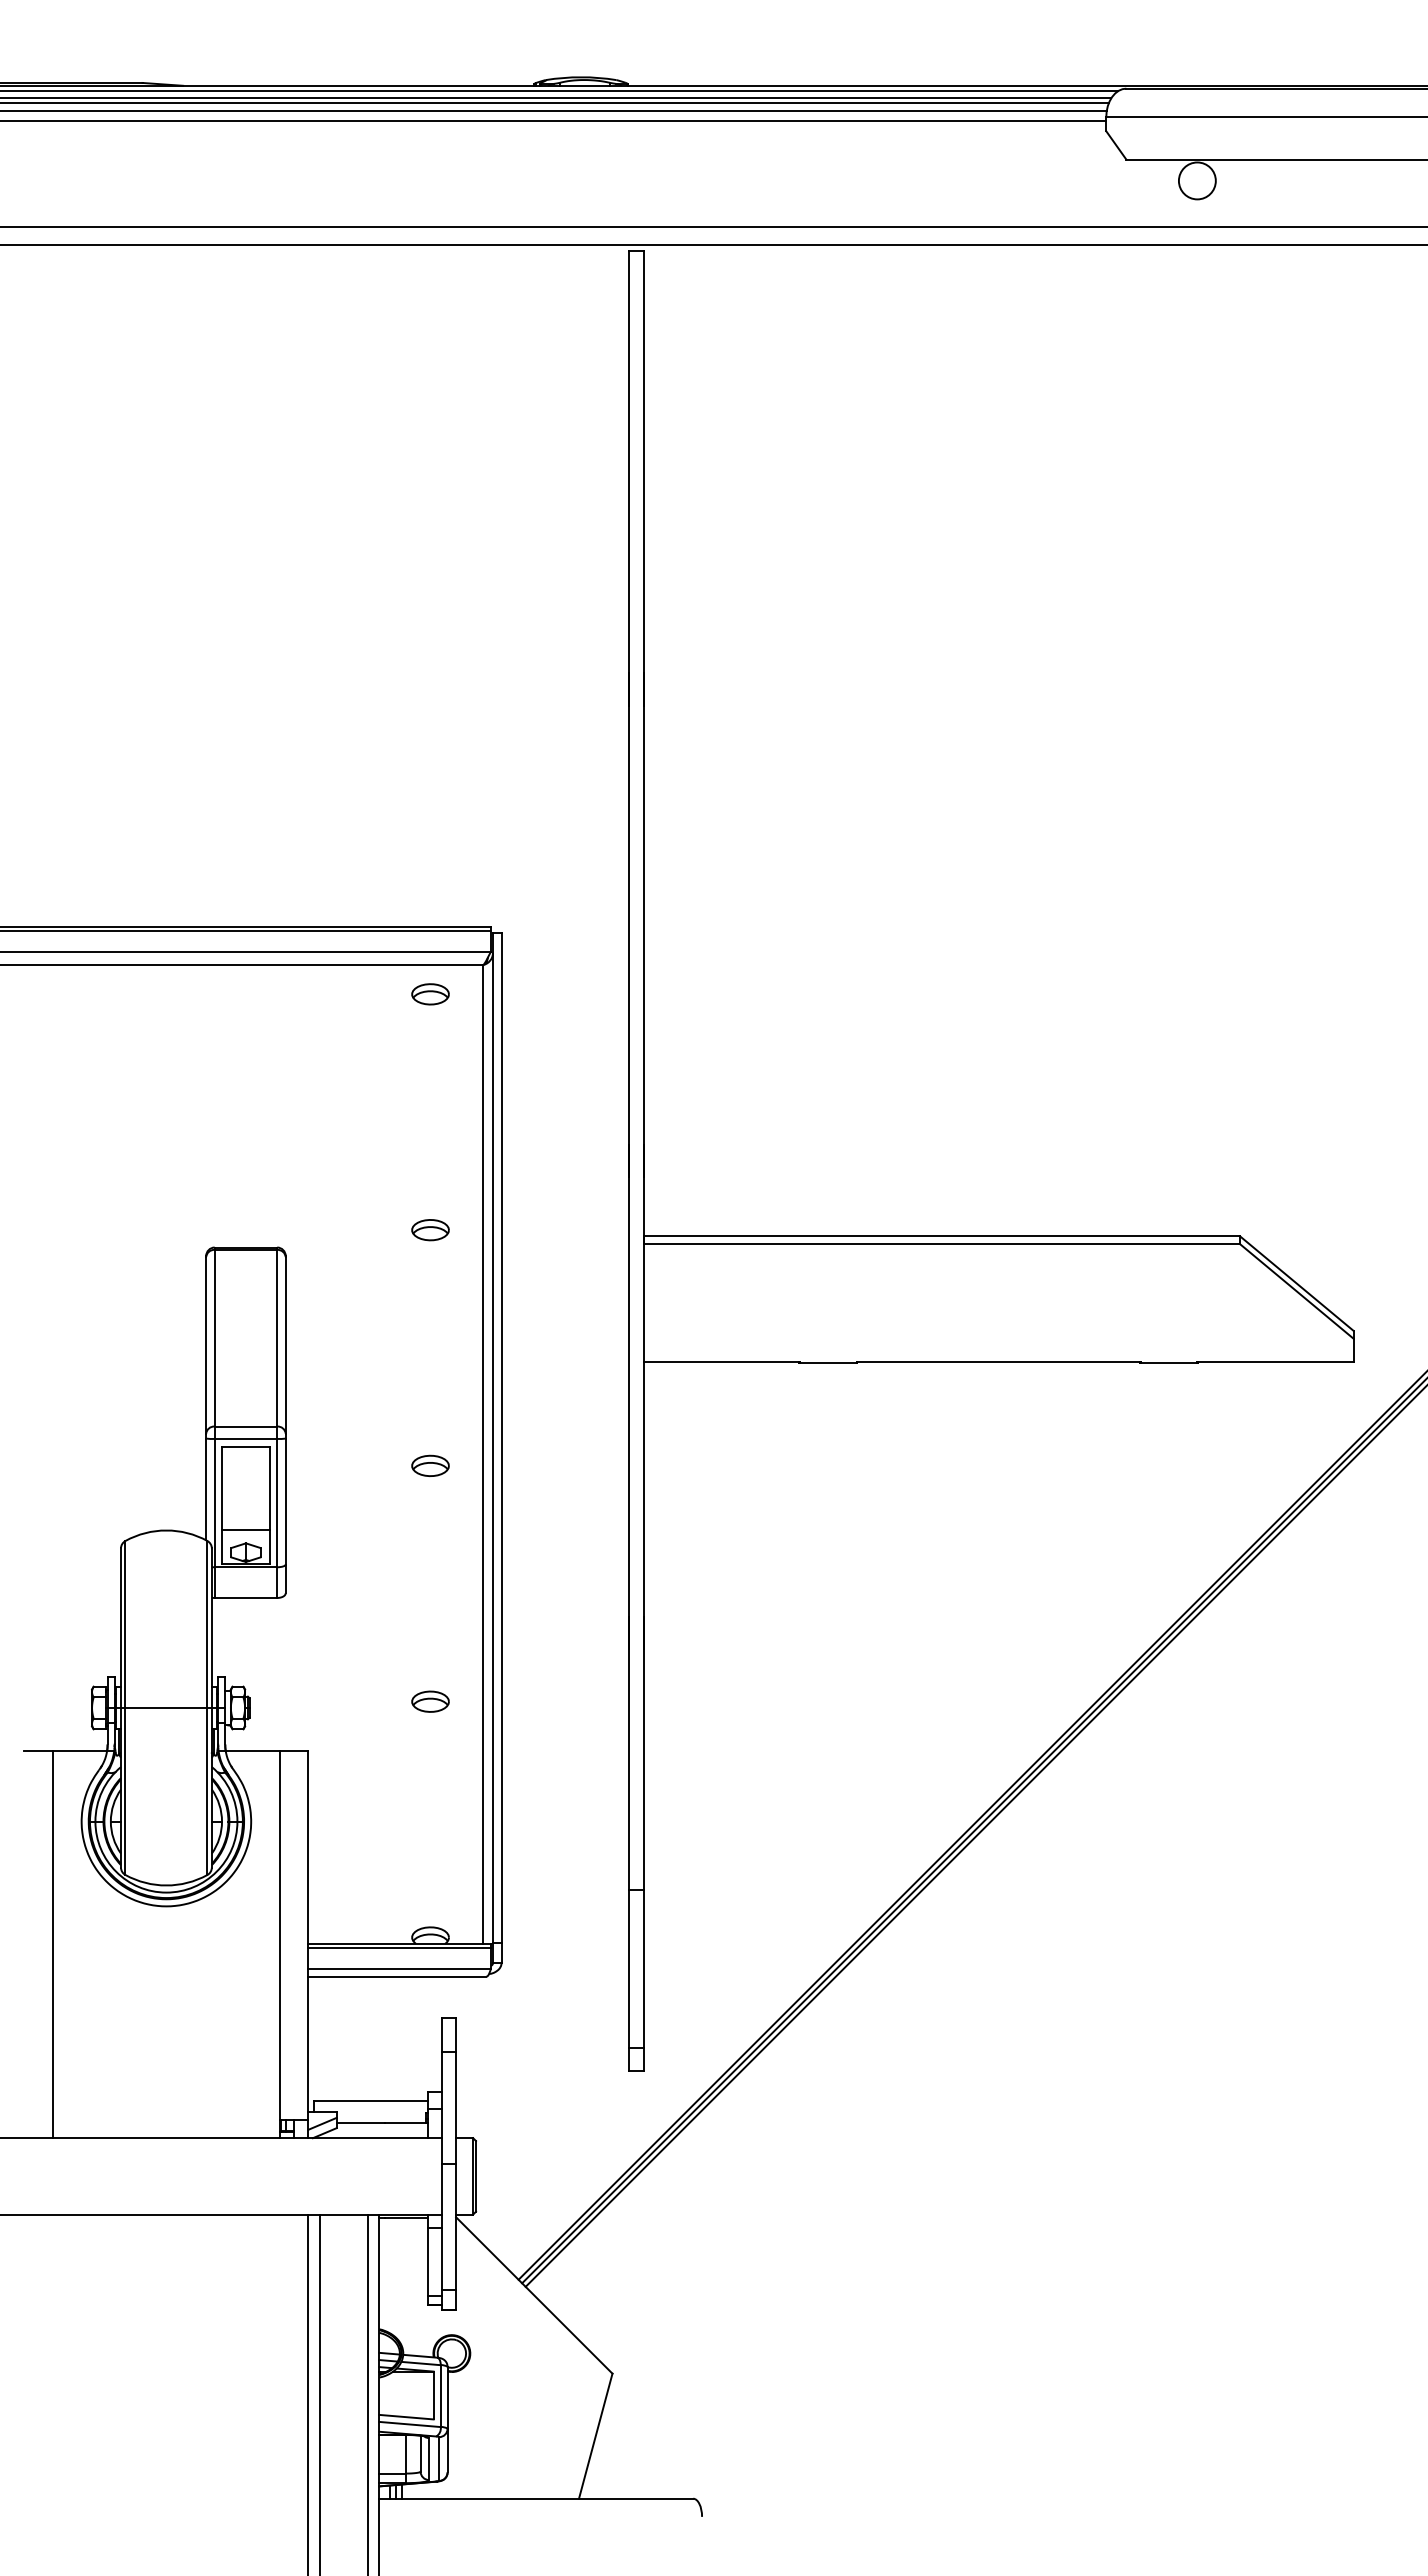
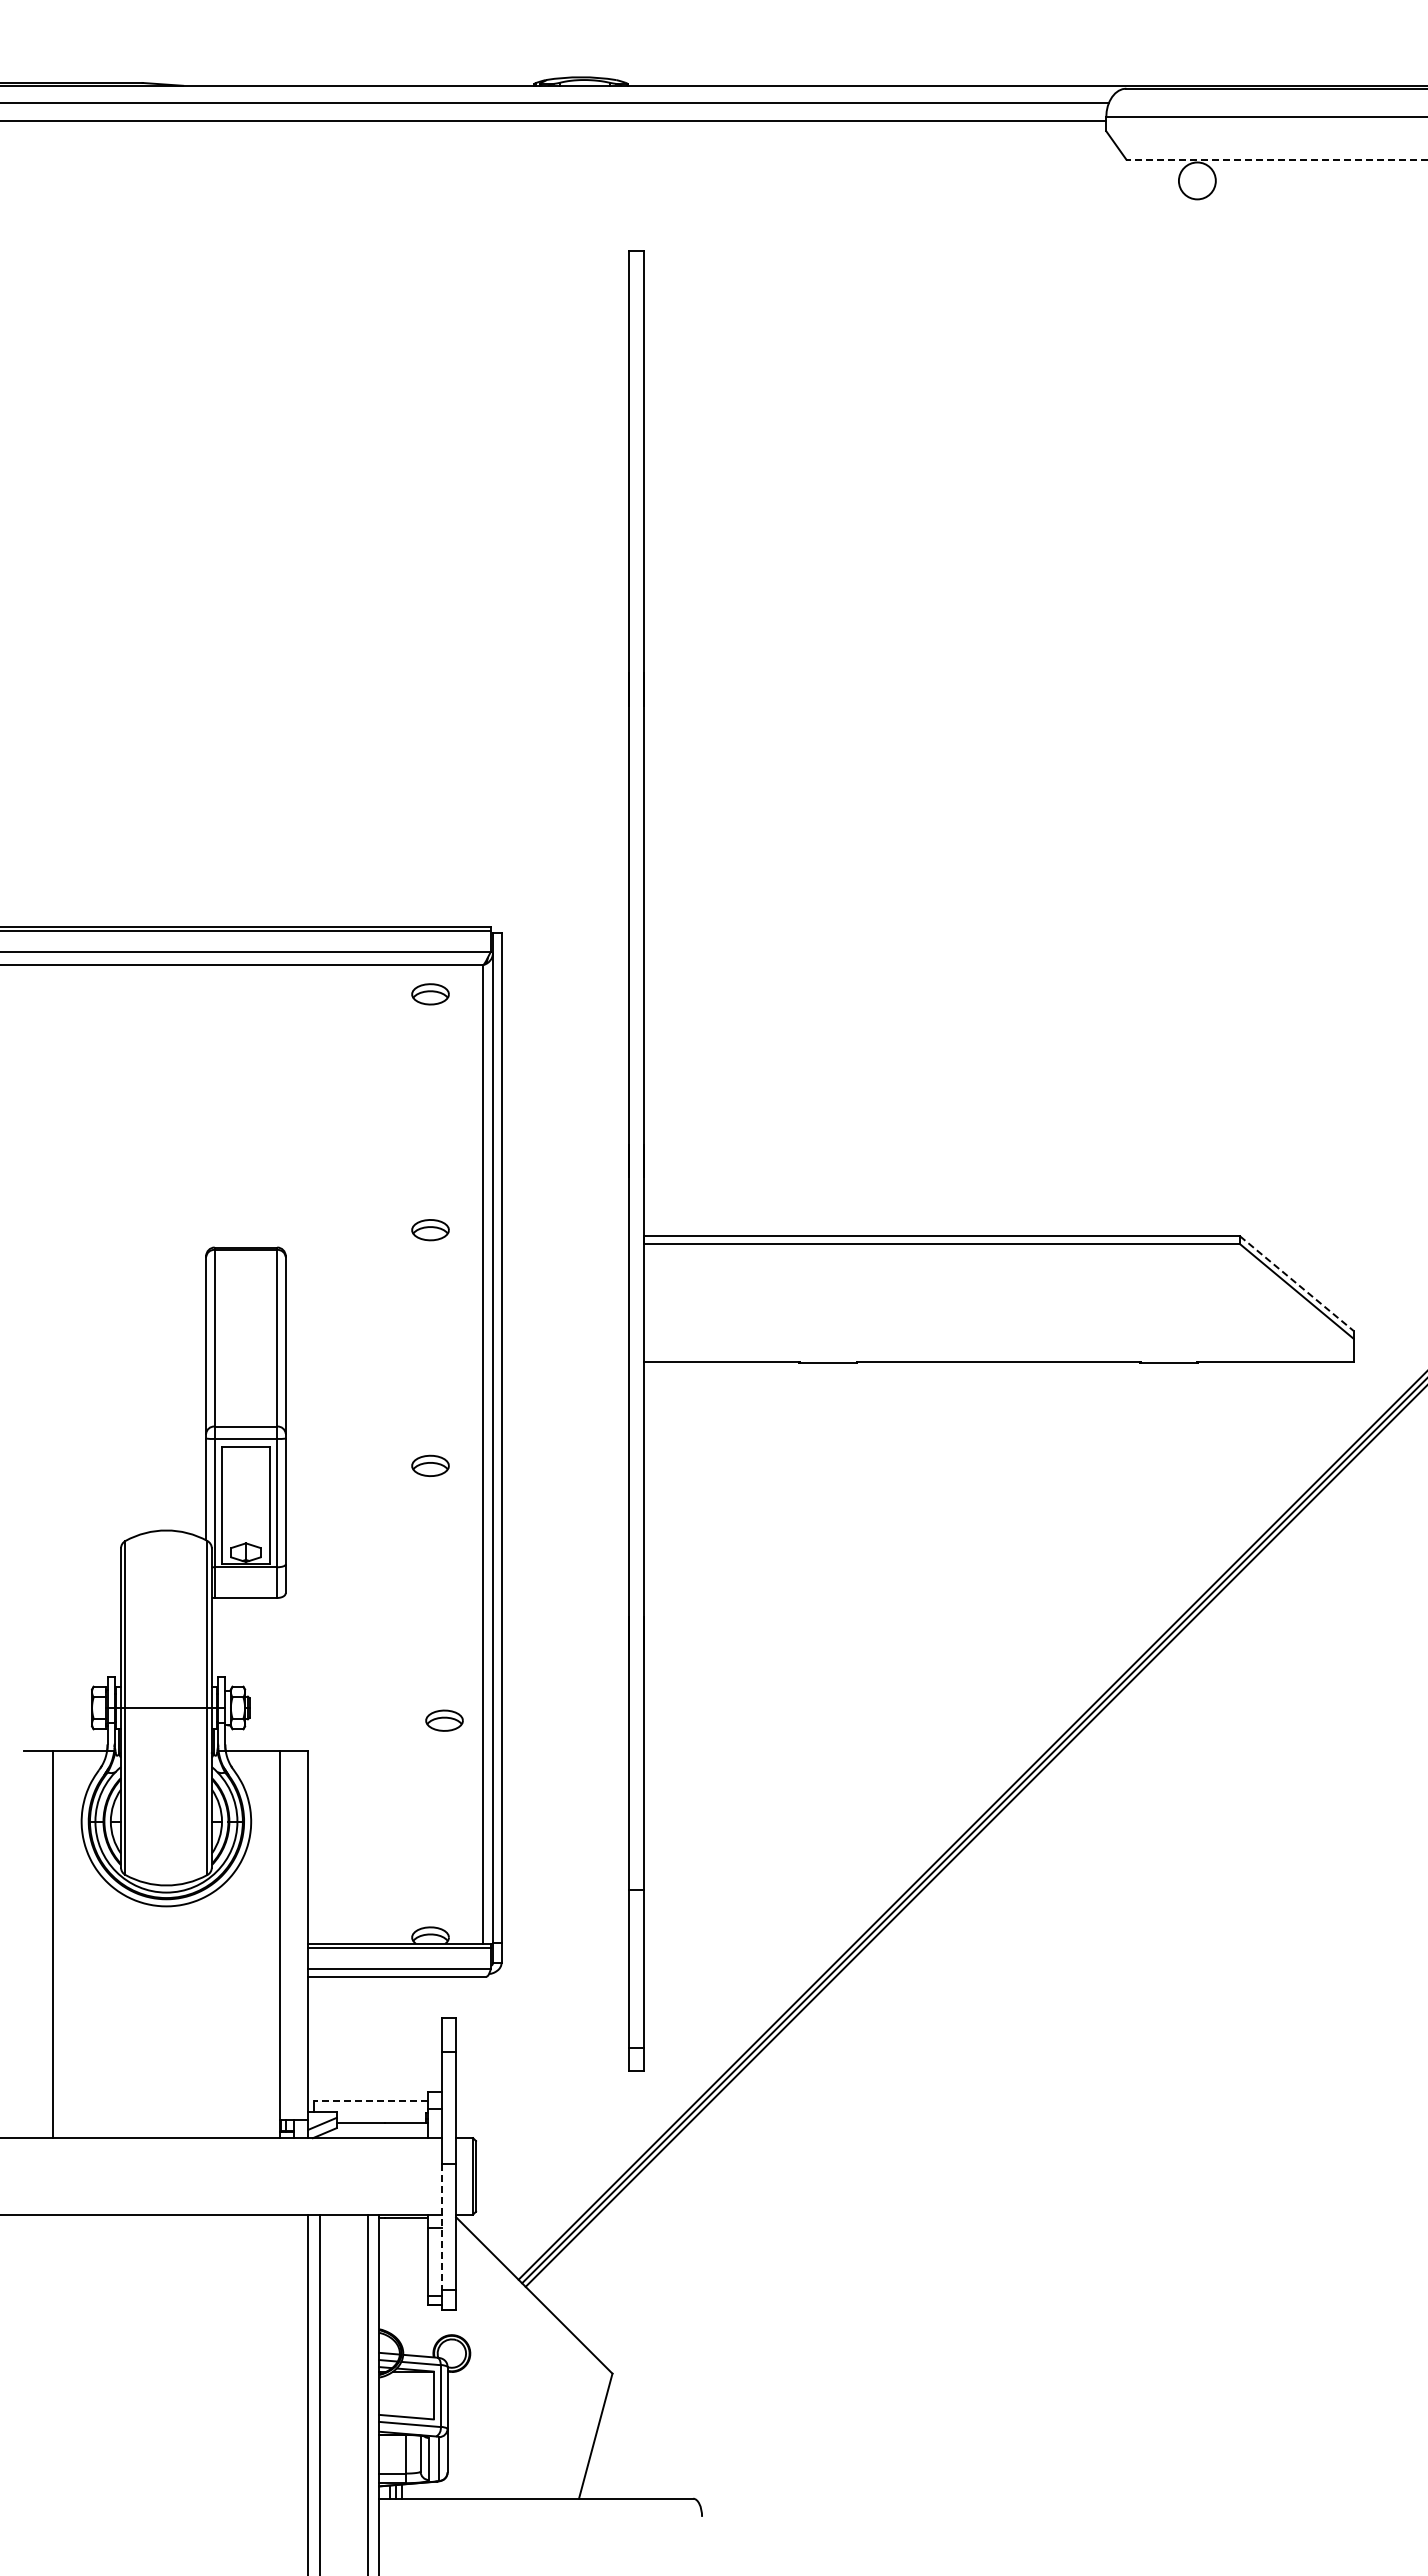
line: present -> none (559, 91)
line: present -> none (556, 98)
line: present -> none (554, 111)
line: solid -> dashed (1276, 159)
line: present -> none (713, 226)
line: present -> none (713, 244)
line: solid -> dashed (1296, 1283)
line: present -> none (245, 1530)
part position: (430, 1701) -> (444, 1720) (444, 1720)
line: solid -> dashed (370, 2101)
line: solid -> dashed (441, 2227)
